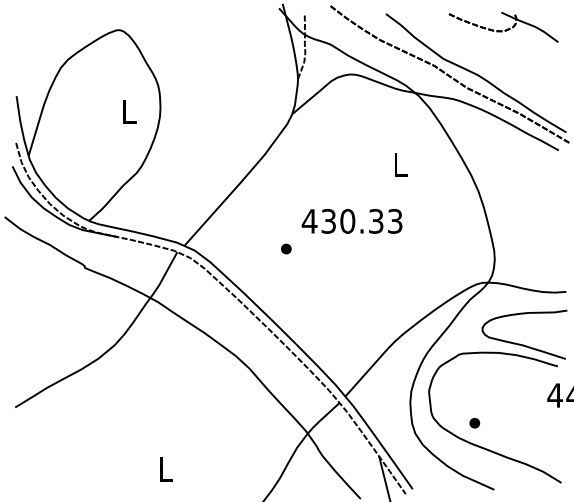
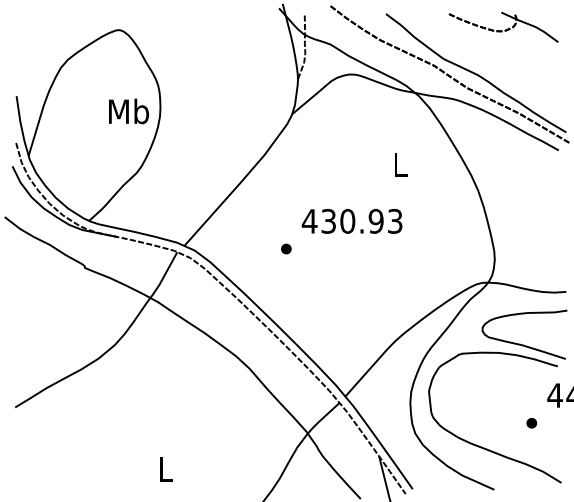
text: L -> Mb (129, 111)
text: 430.33 -> 430.93 (375, 221)
part position: (474, 423) -> (531, 423) (531, 423)
